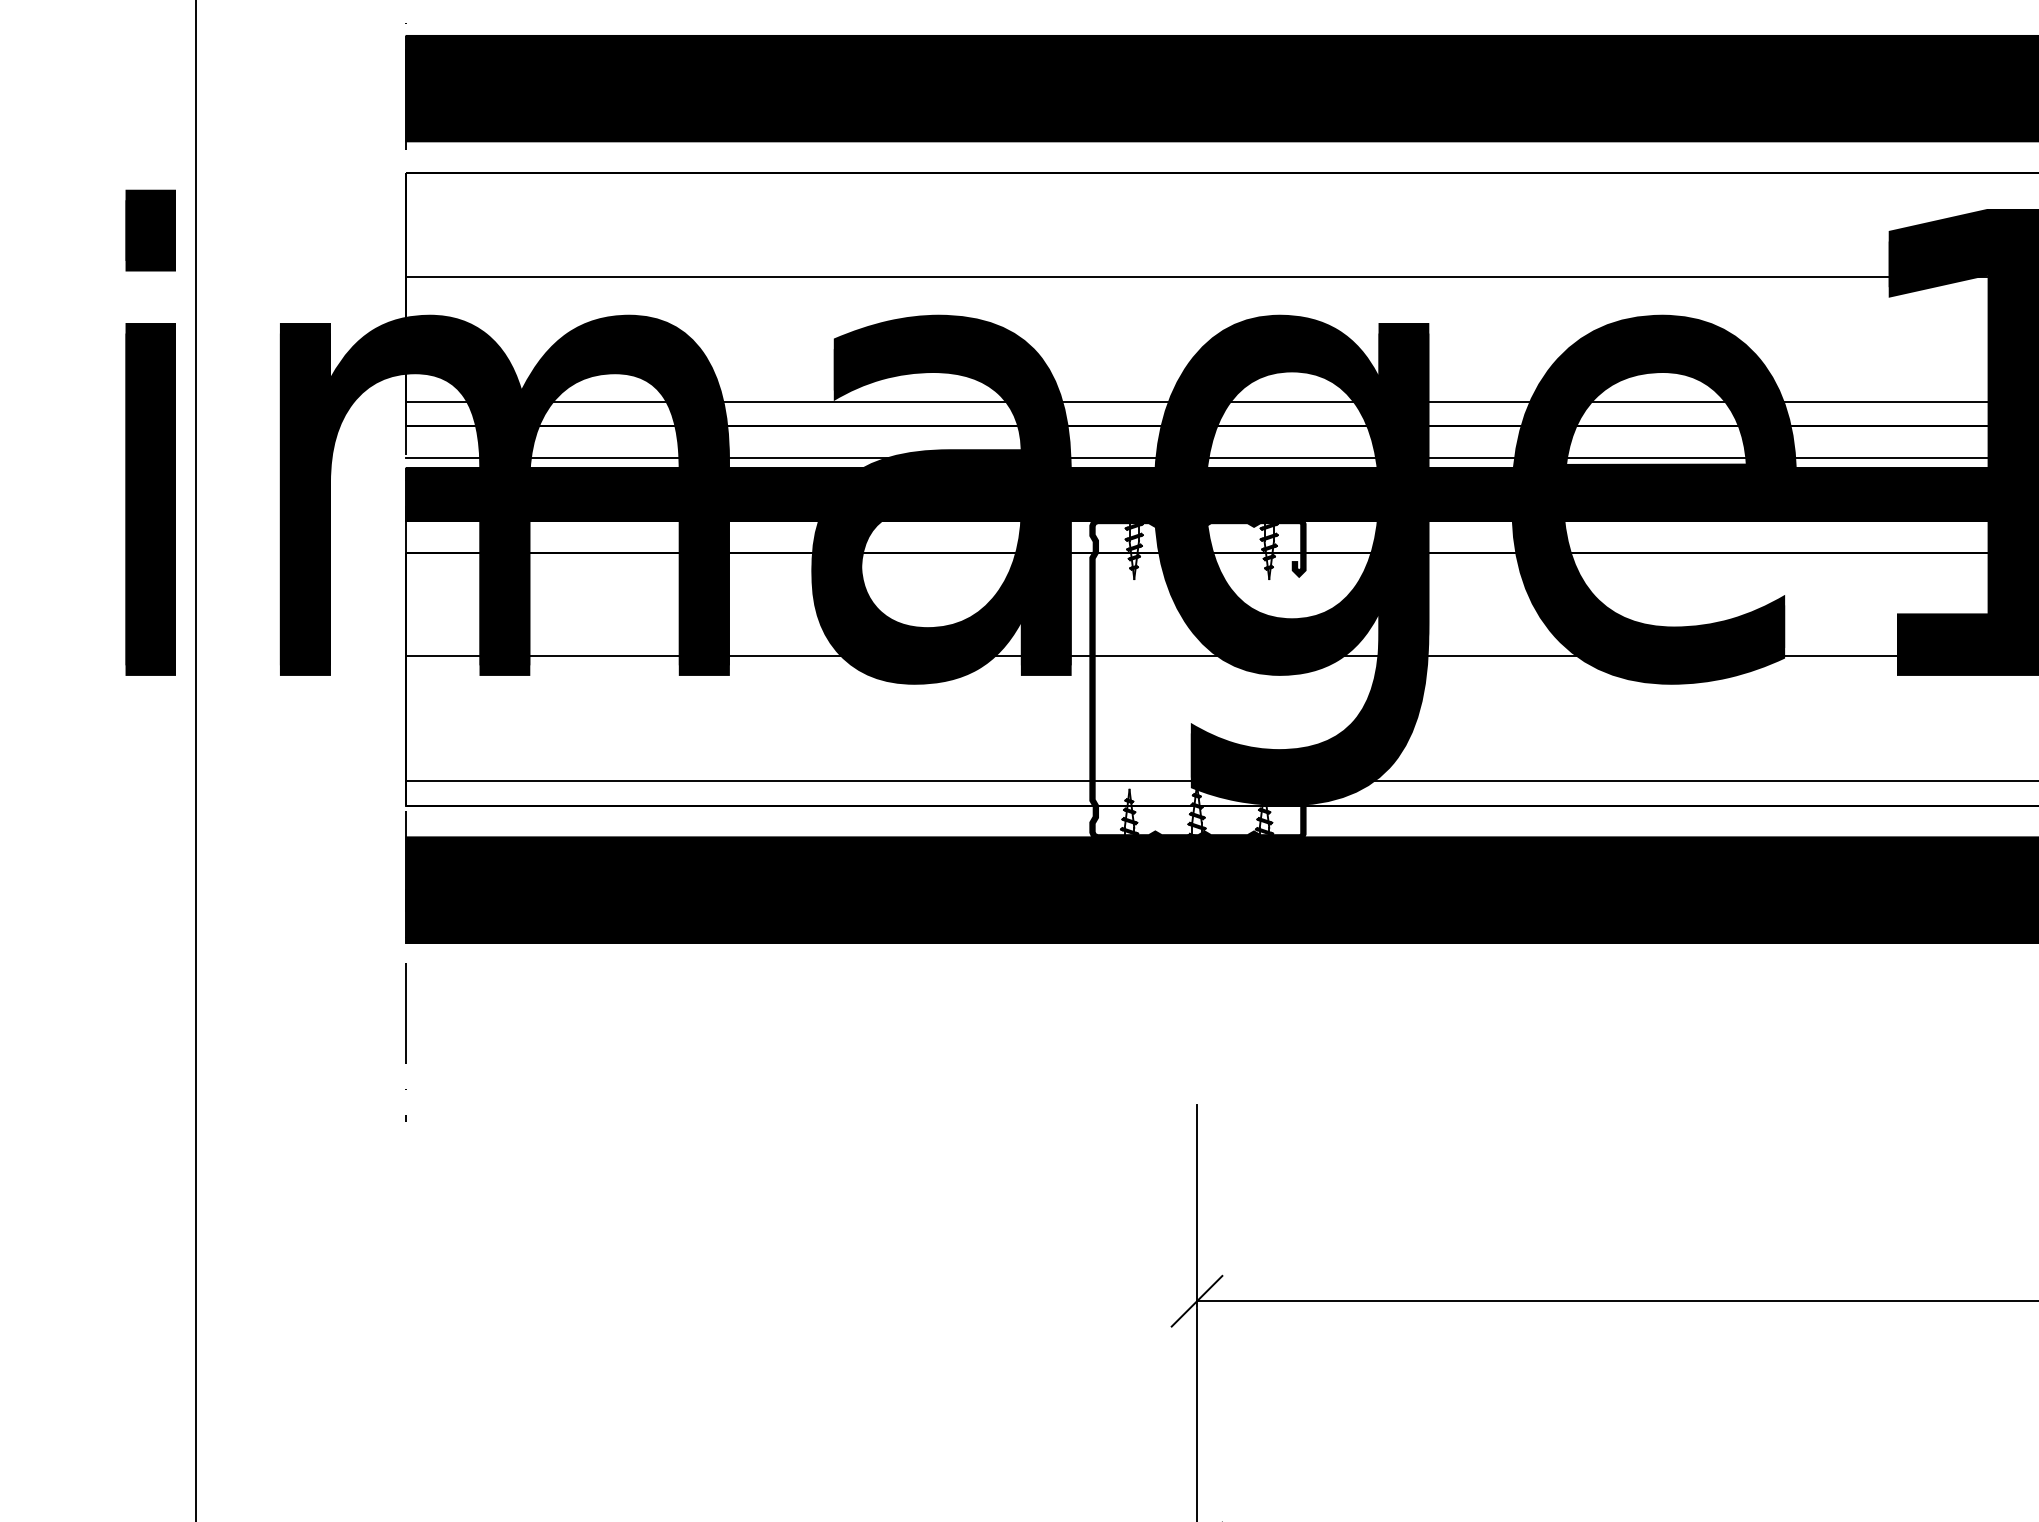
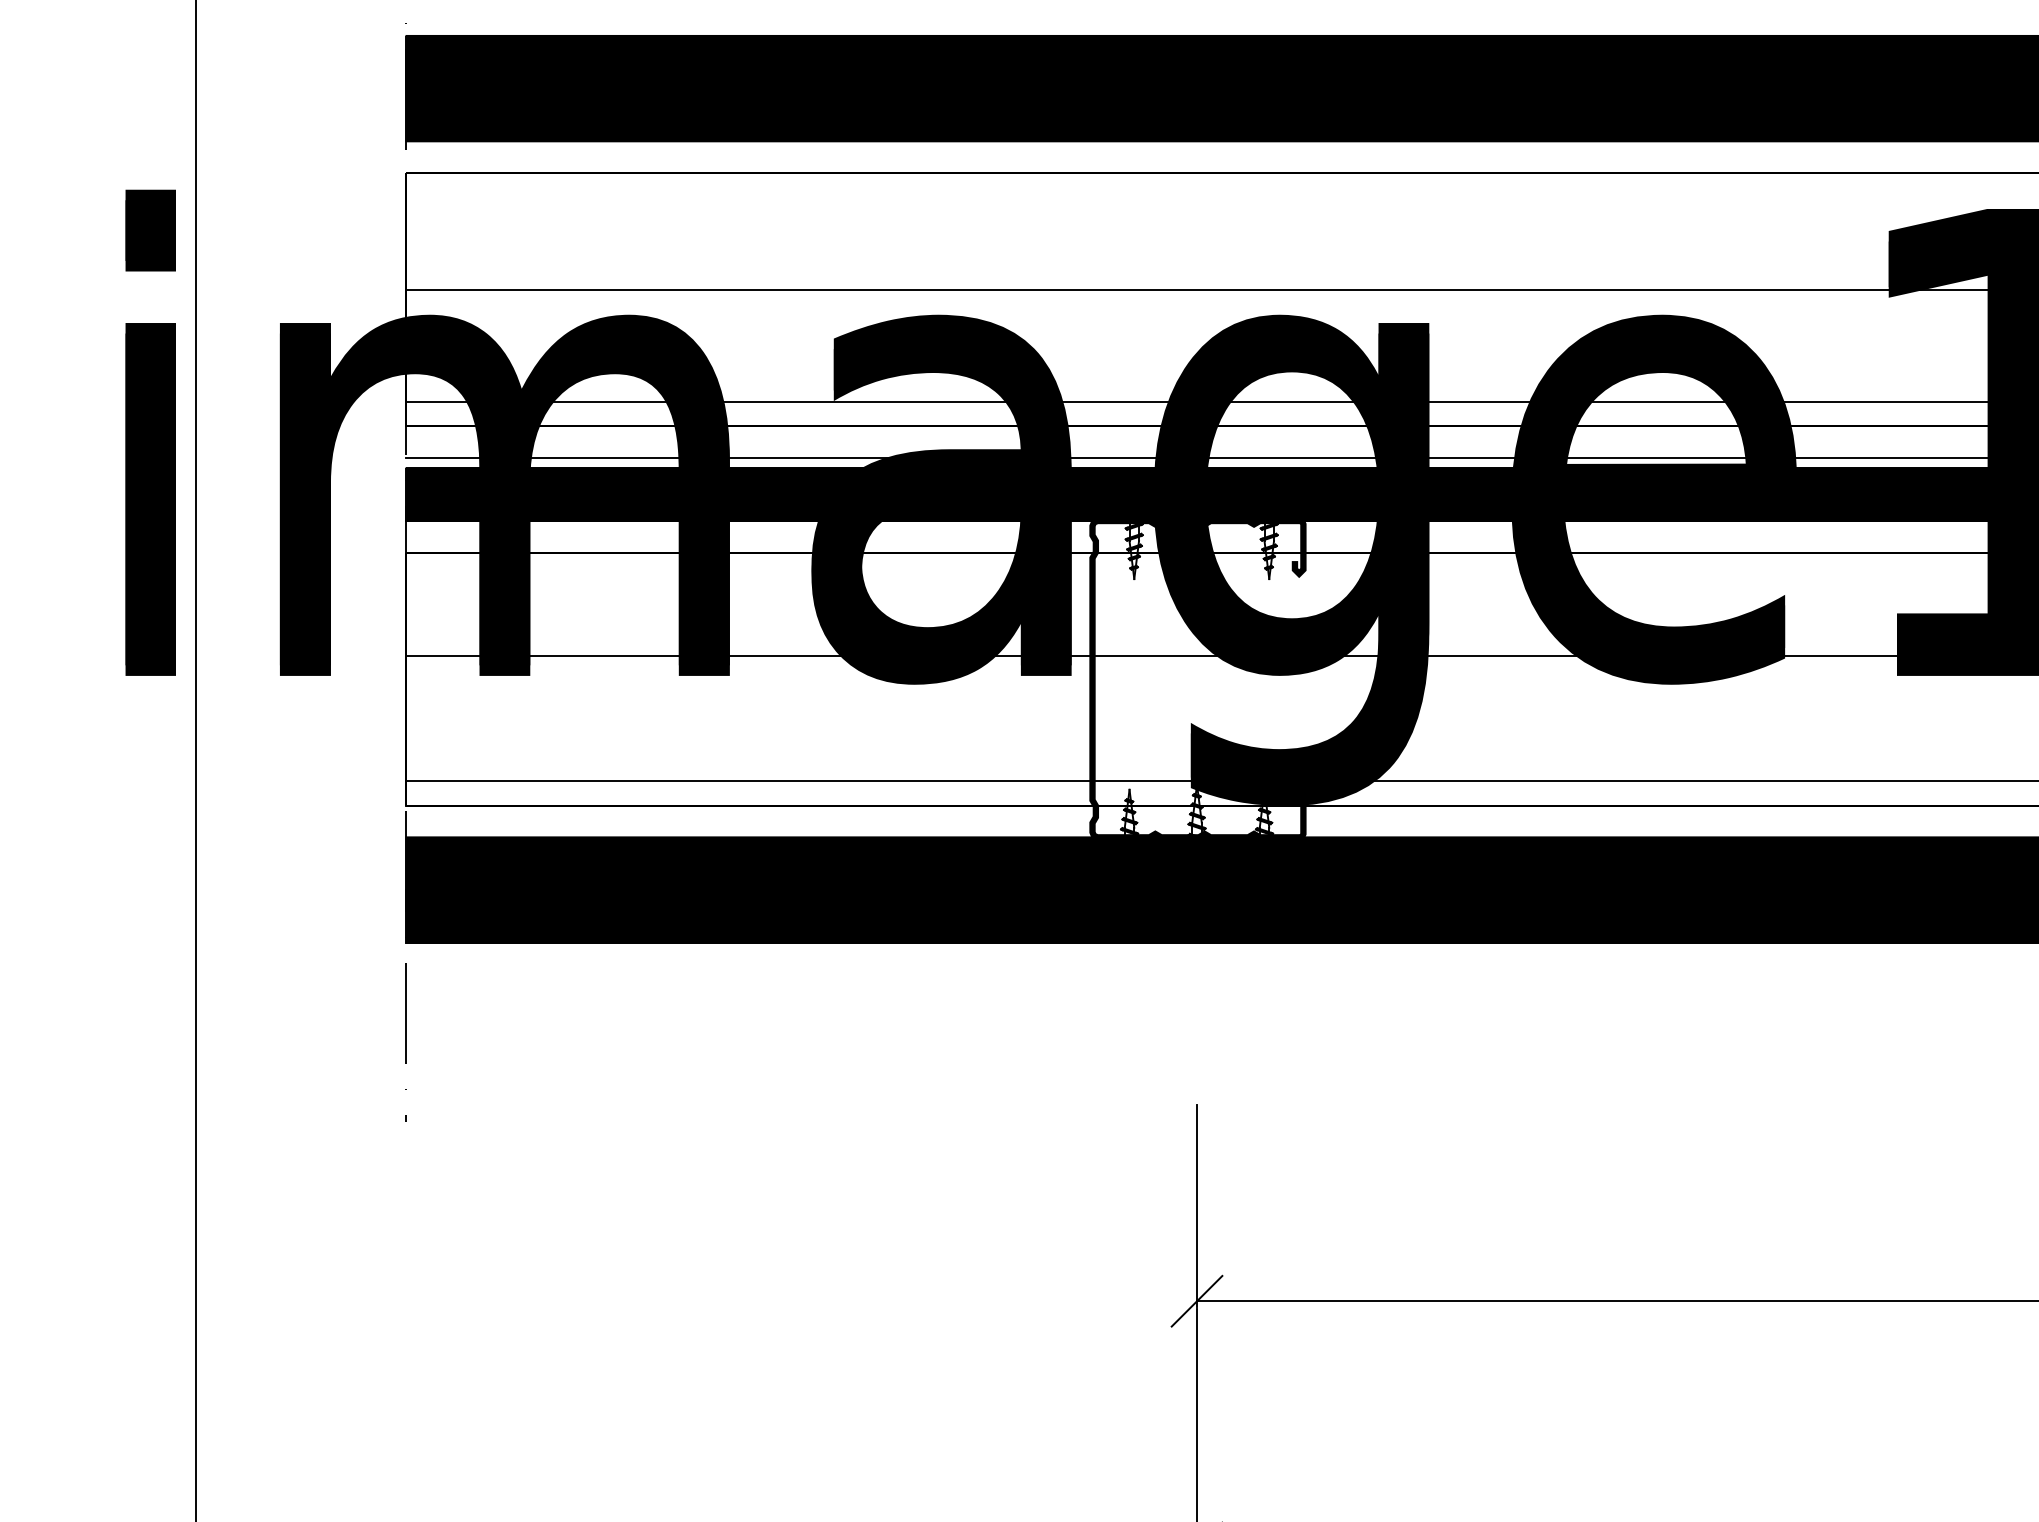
line position: (1220, 276) -> (1220, 289) (1220, 289)
